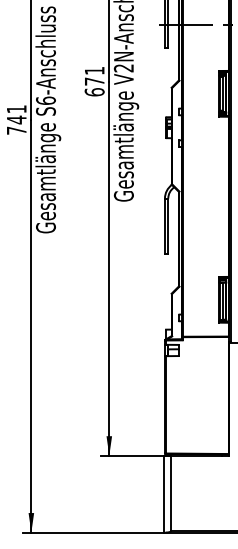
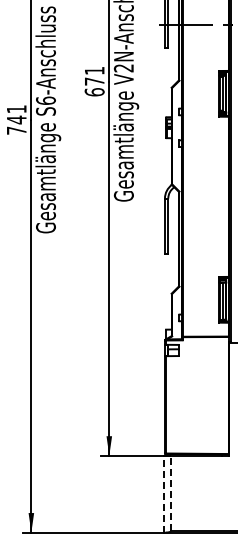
line: solid -> dashed (163, 493)
line: solid -> dashed (170, 493)
